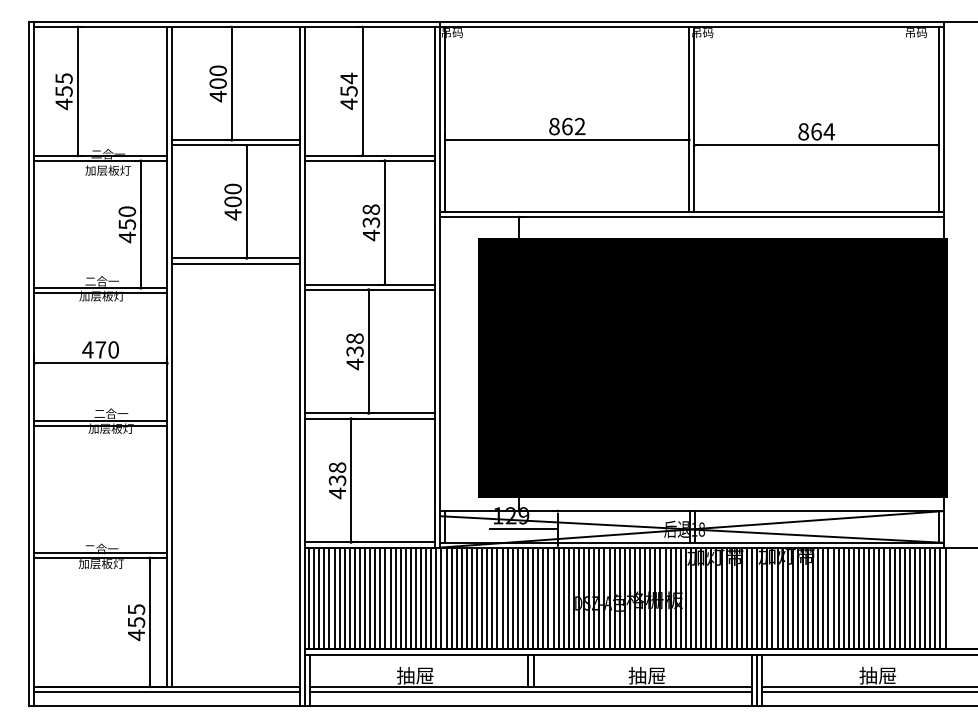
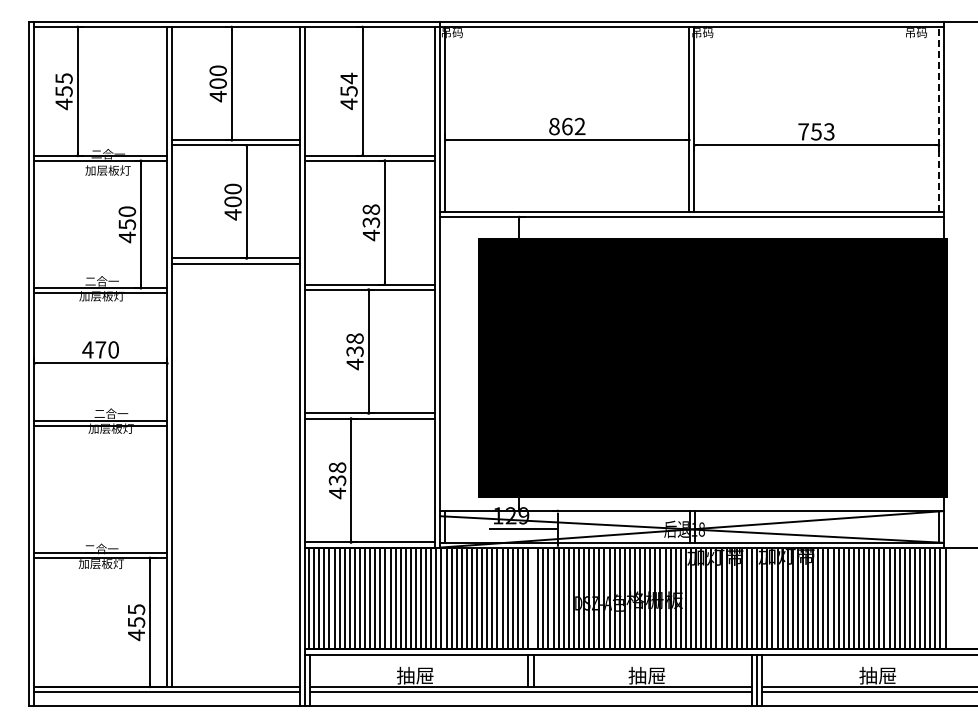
line: solid -> dashed (938, 119)
text: 864 -> 753 (816, 131)
line: present -> none (533, 598)
